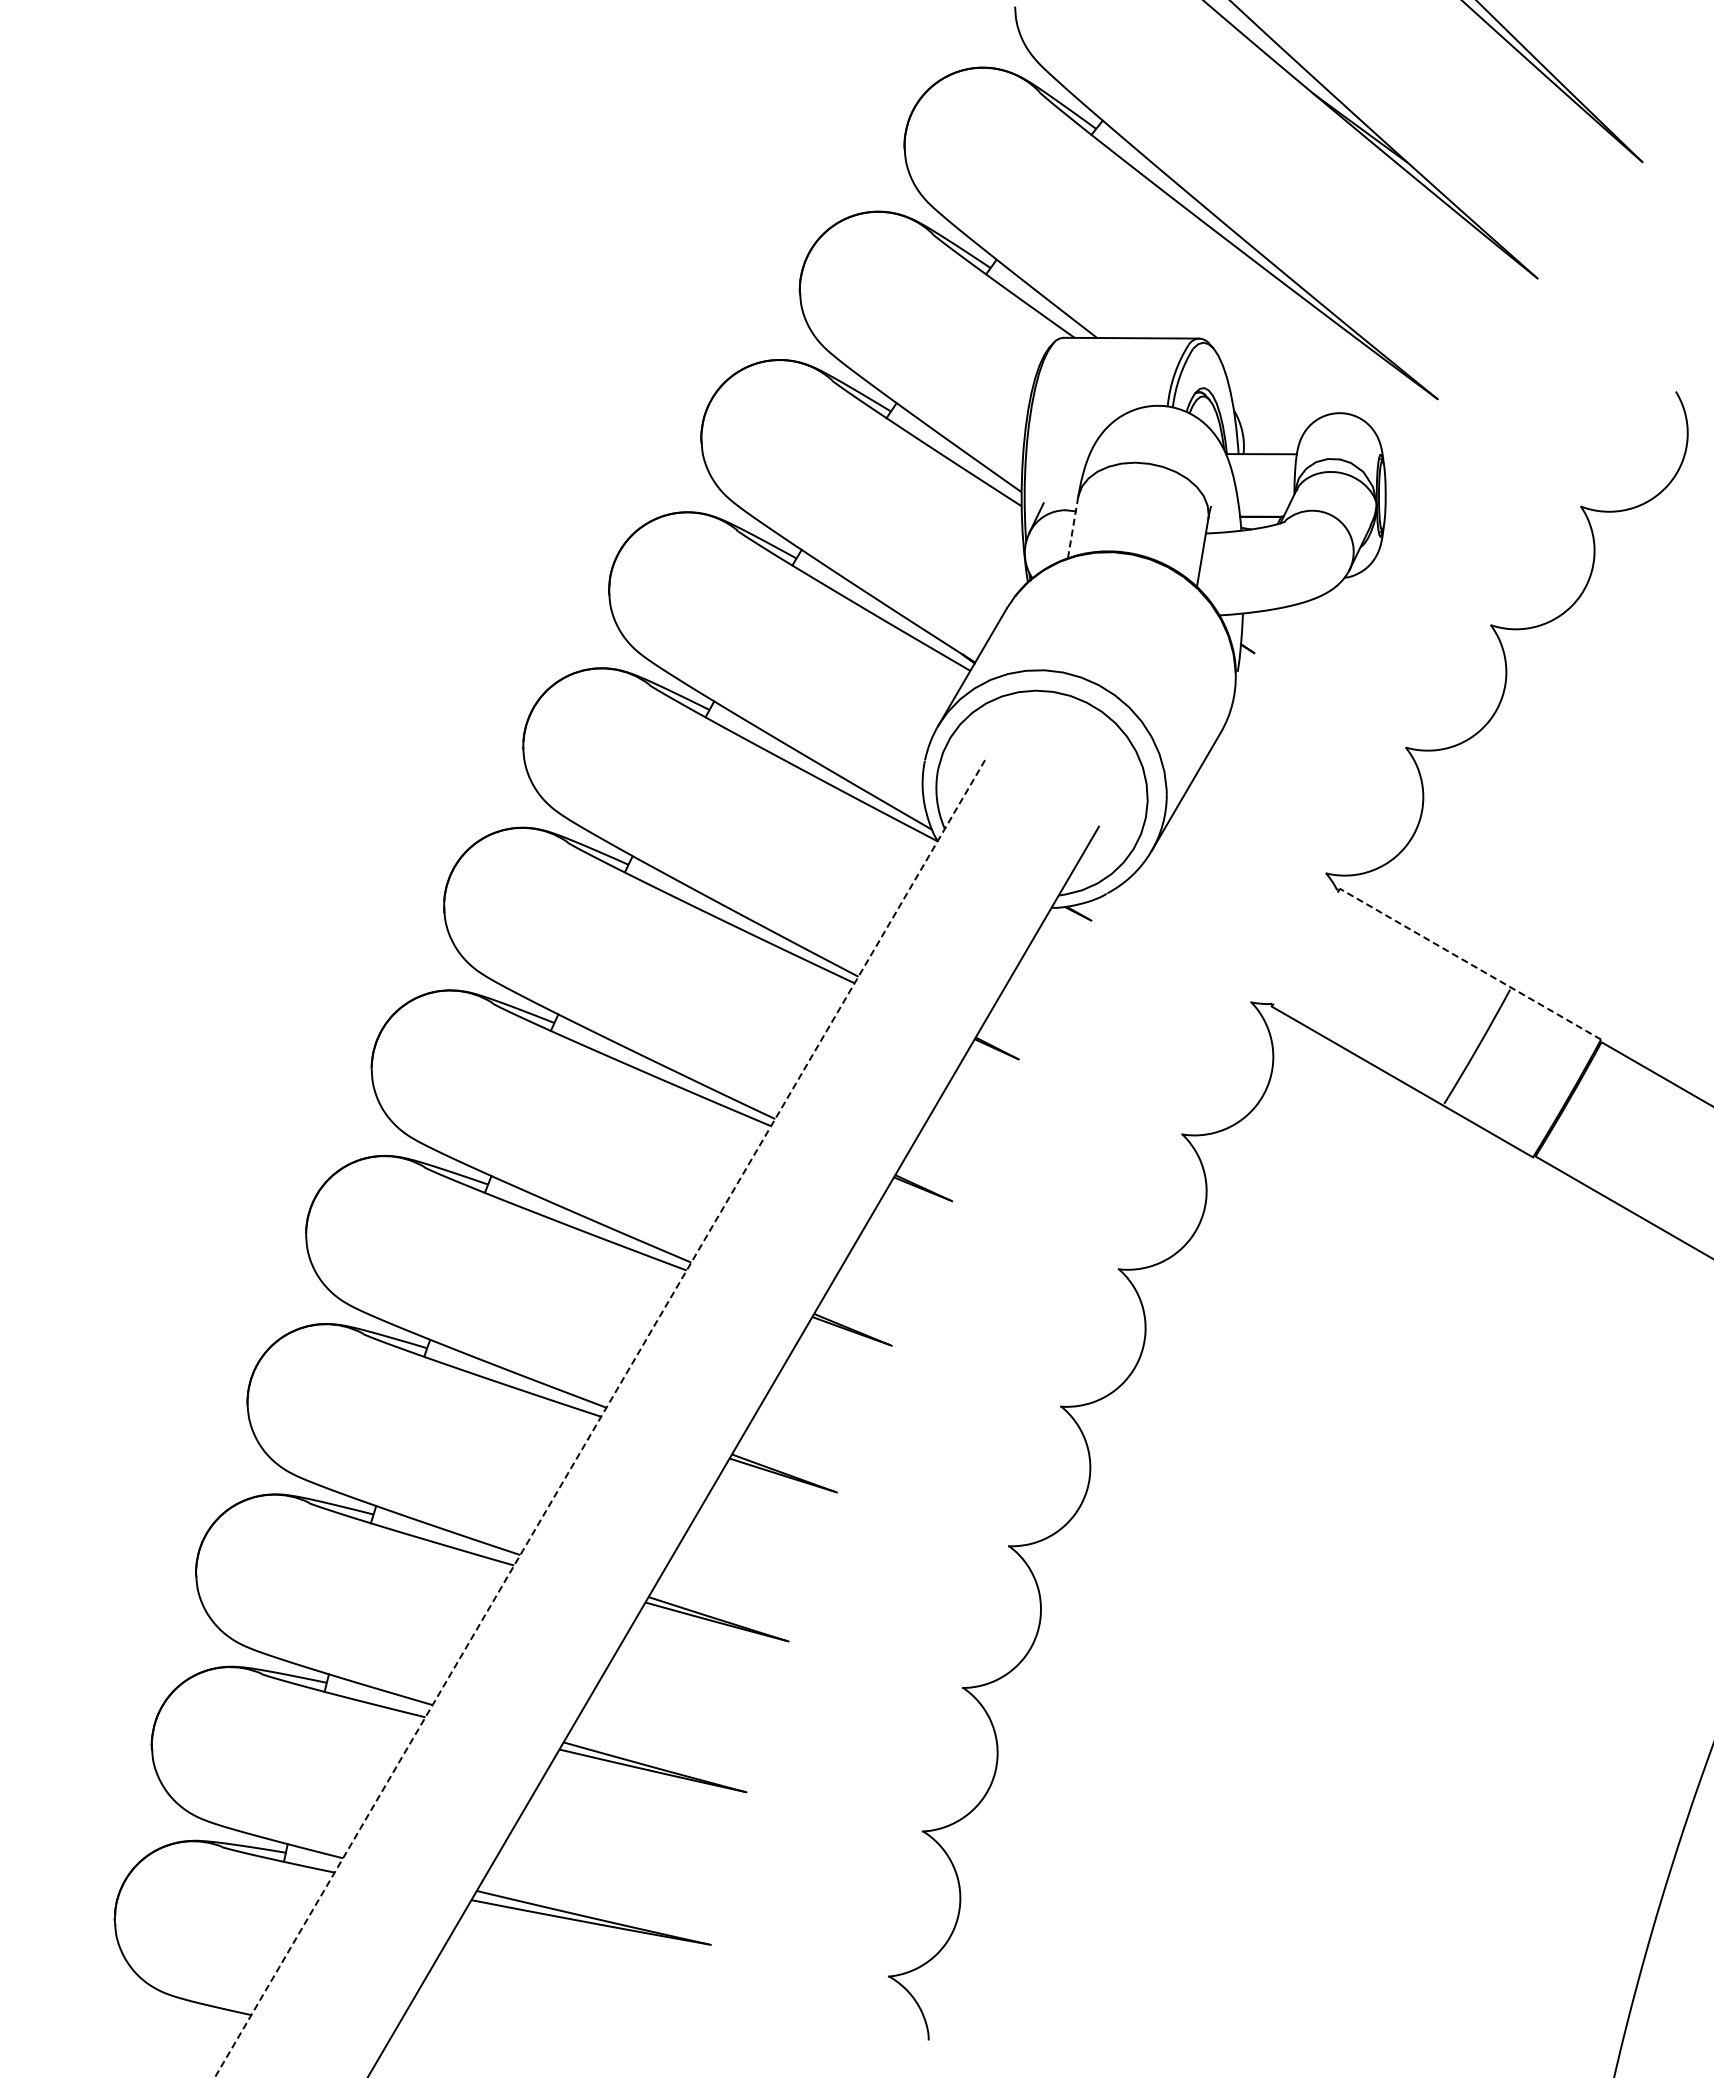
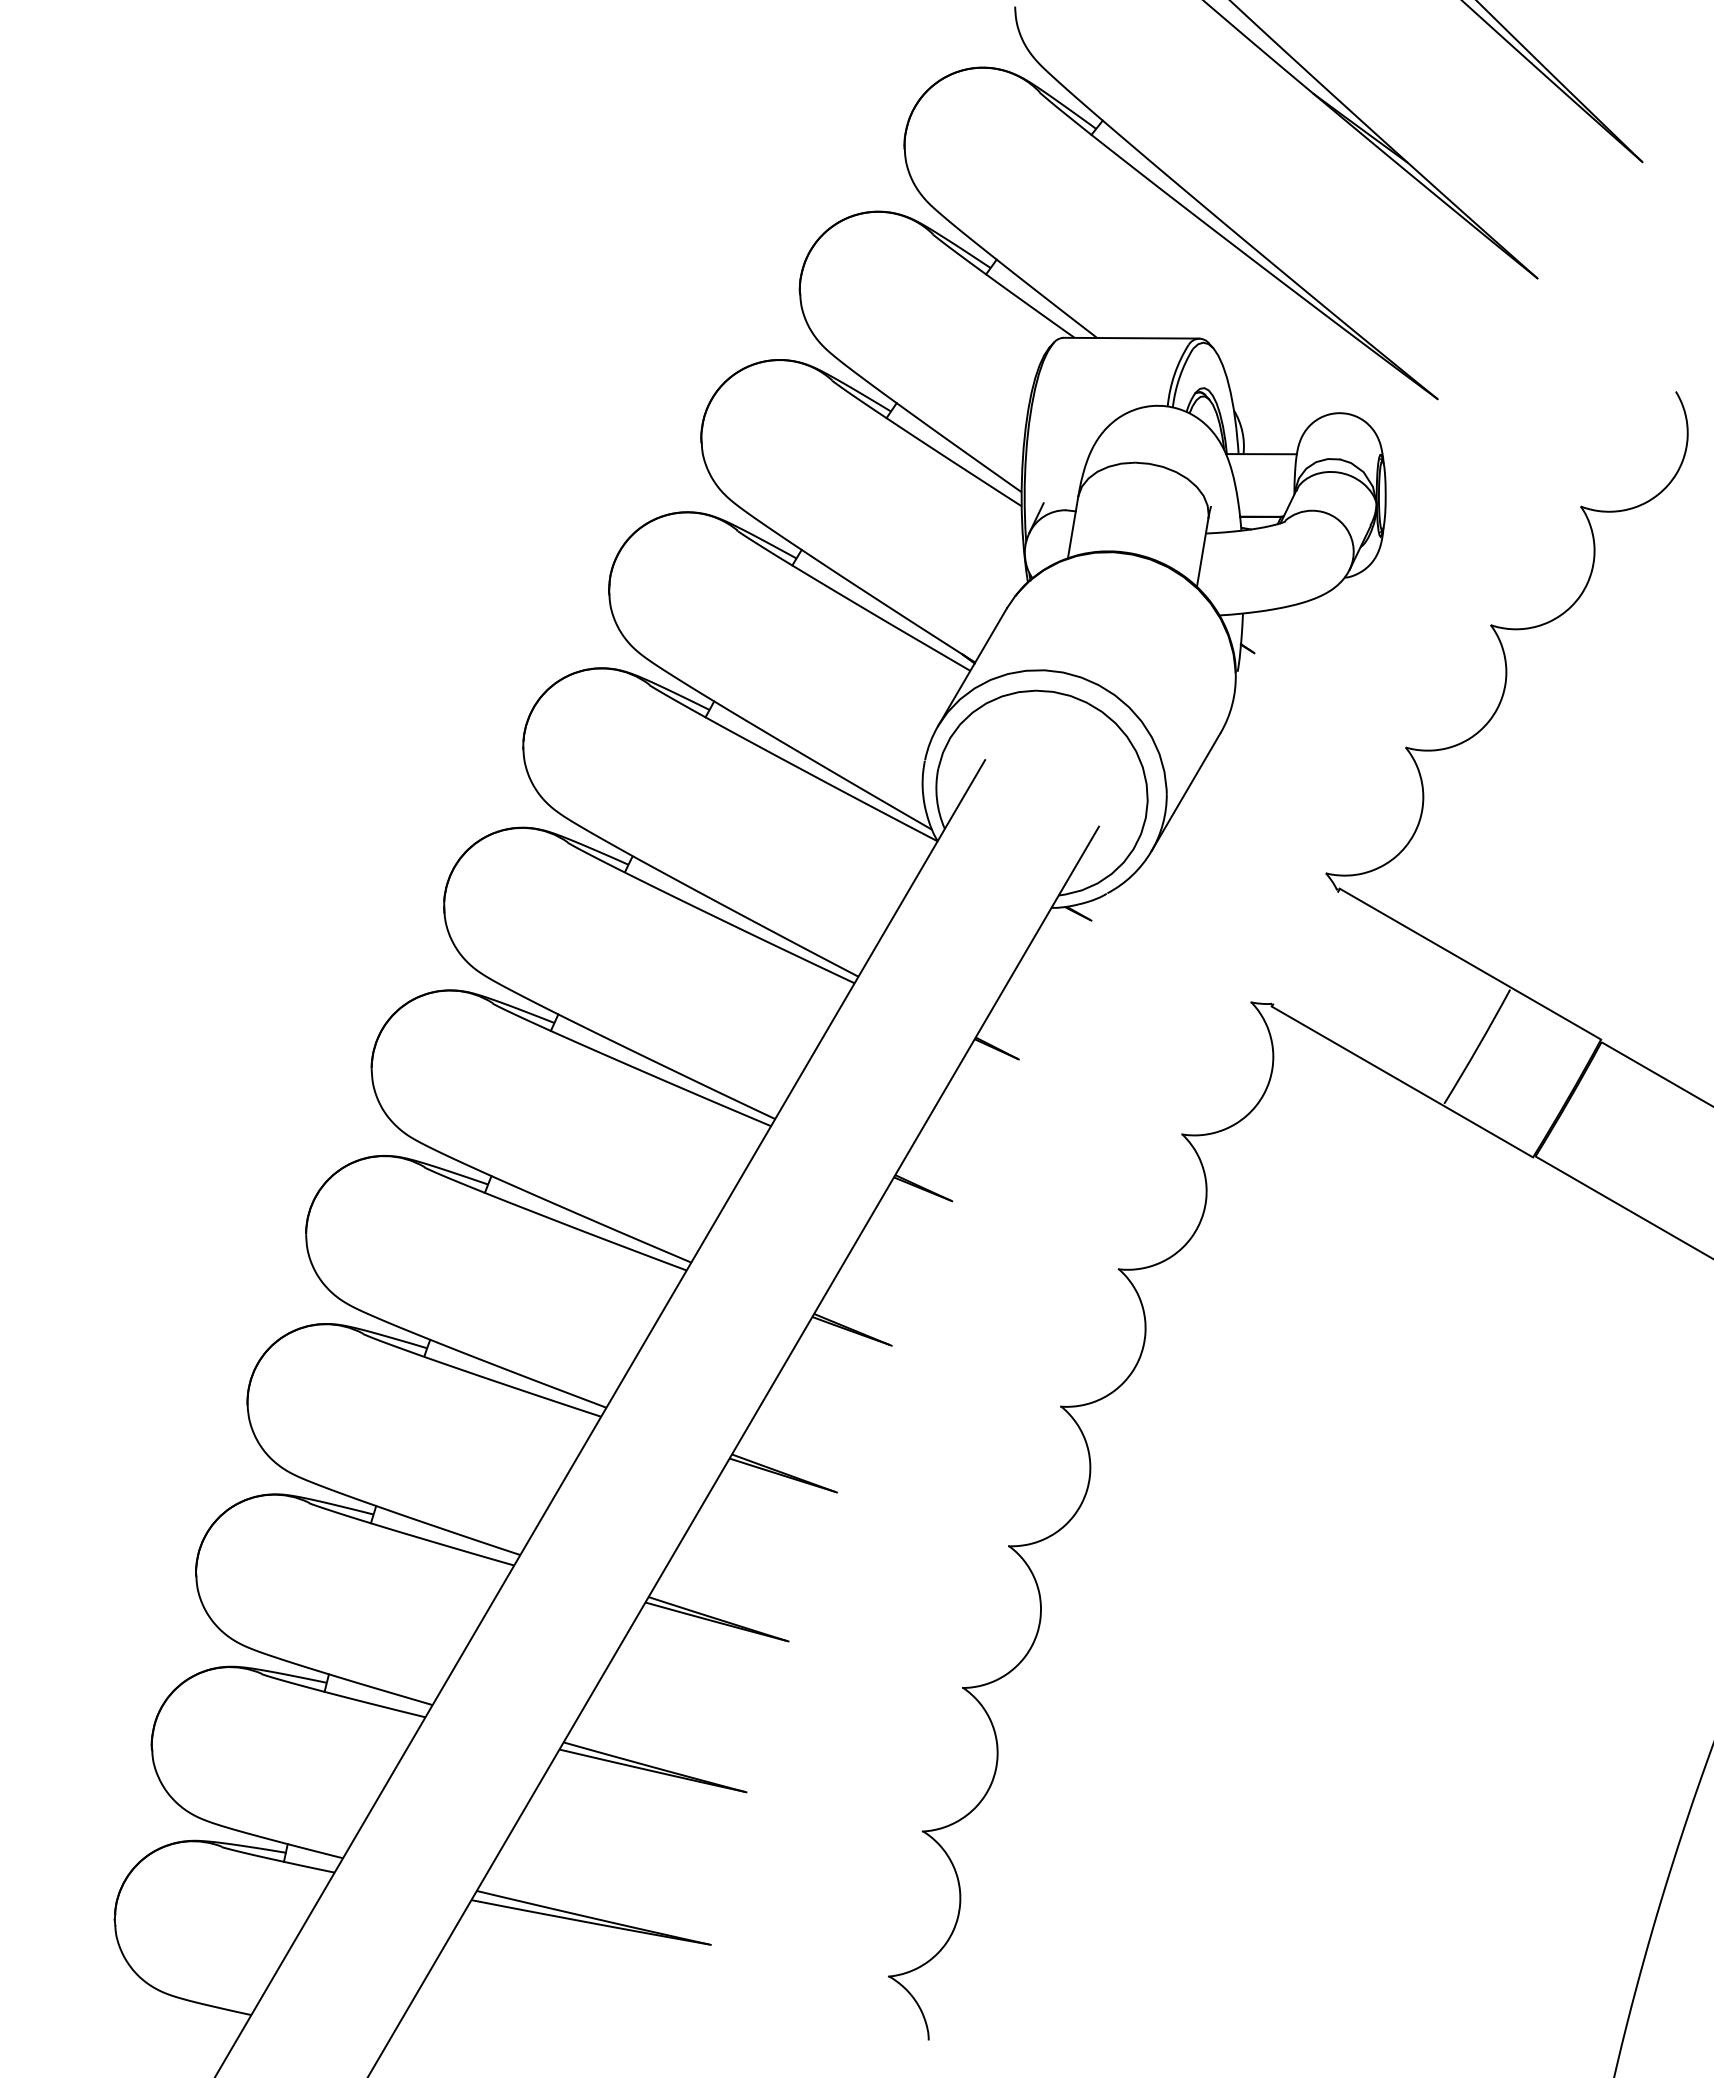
line: dashed -> solid (1072, 528)
line: dashed -> solid (1470, 964)
line: dashed -> solid (599, 1419)
